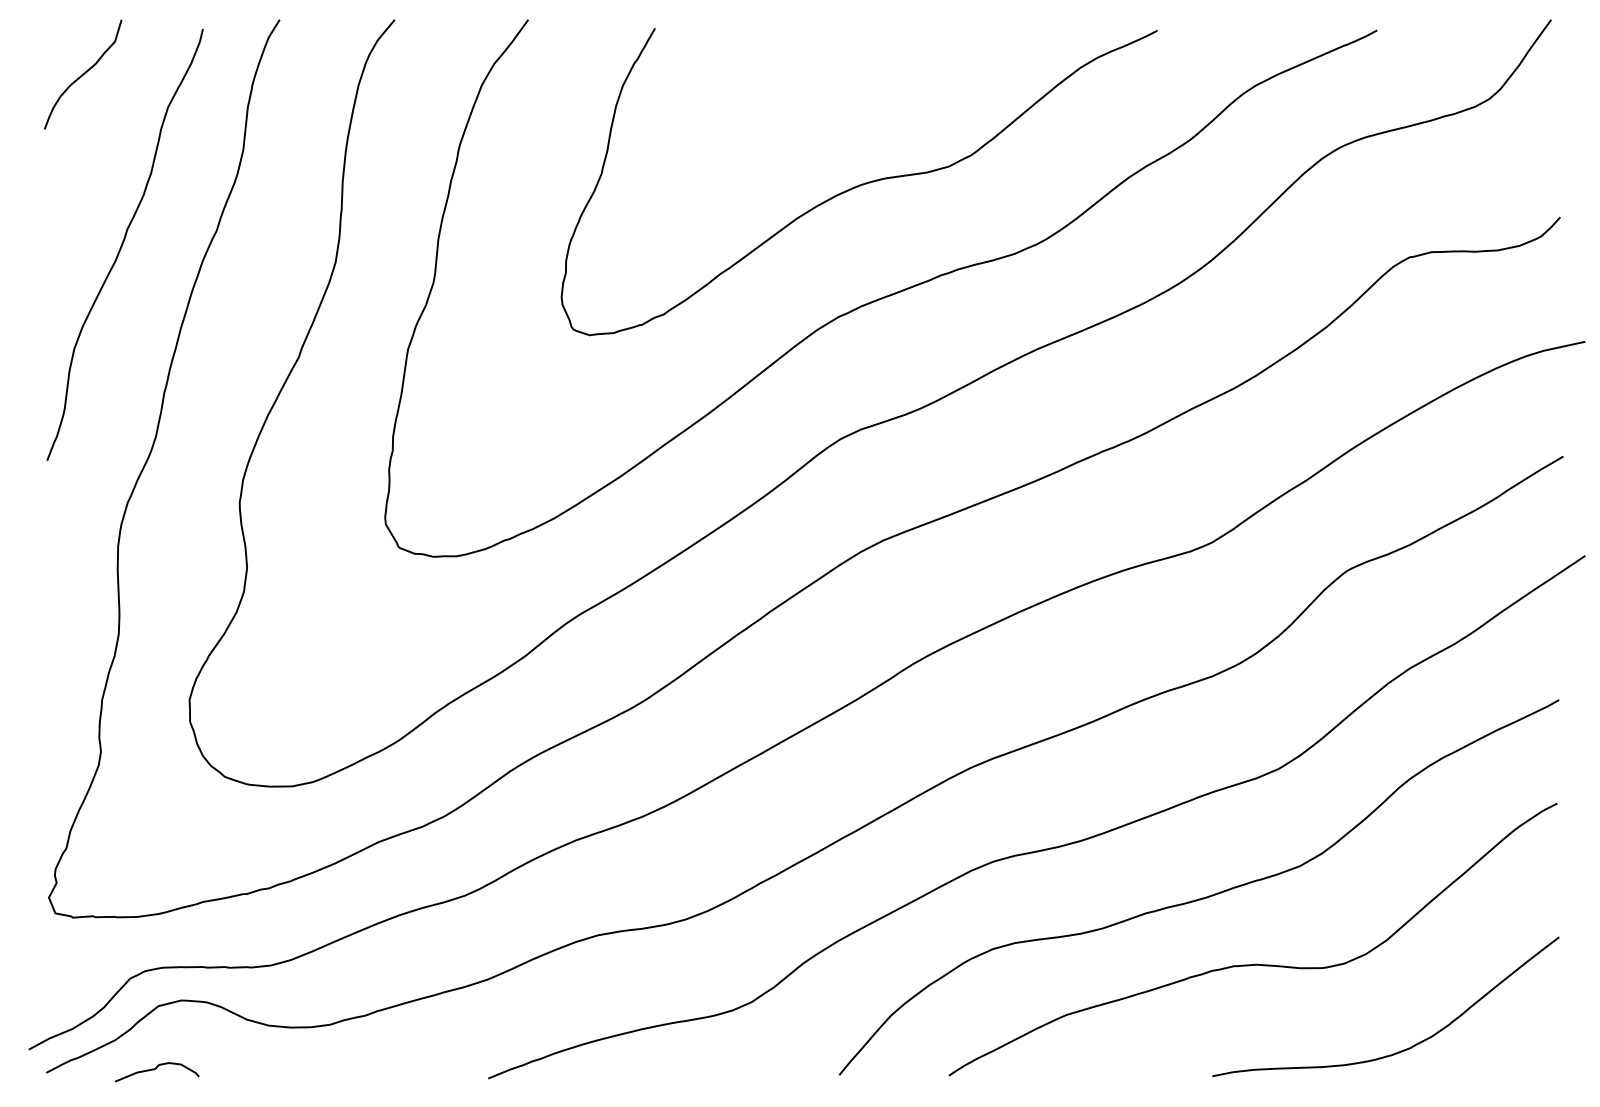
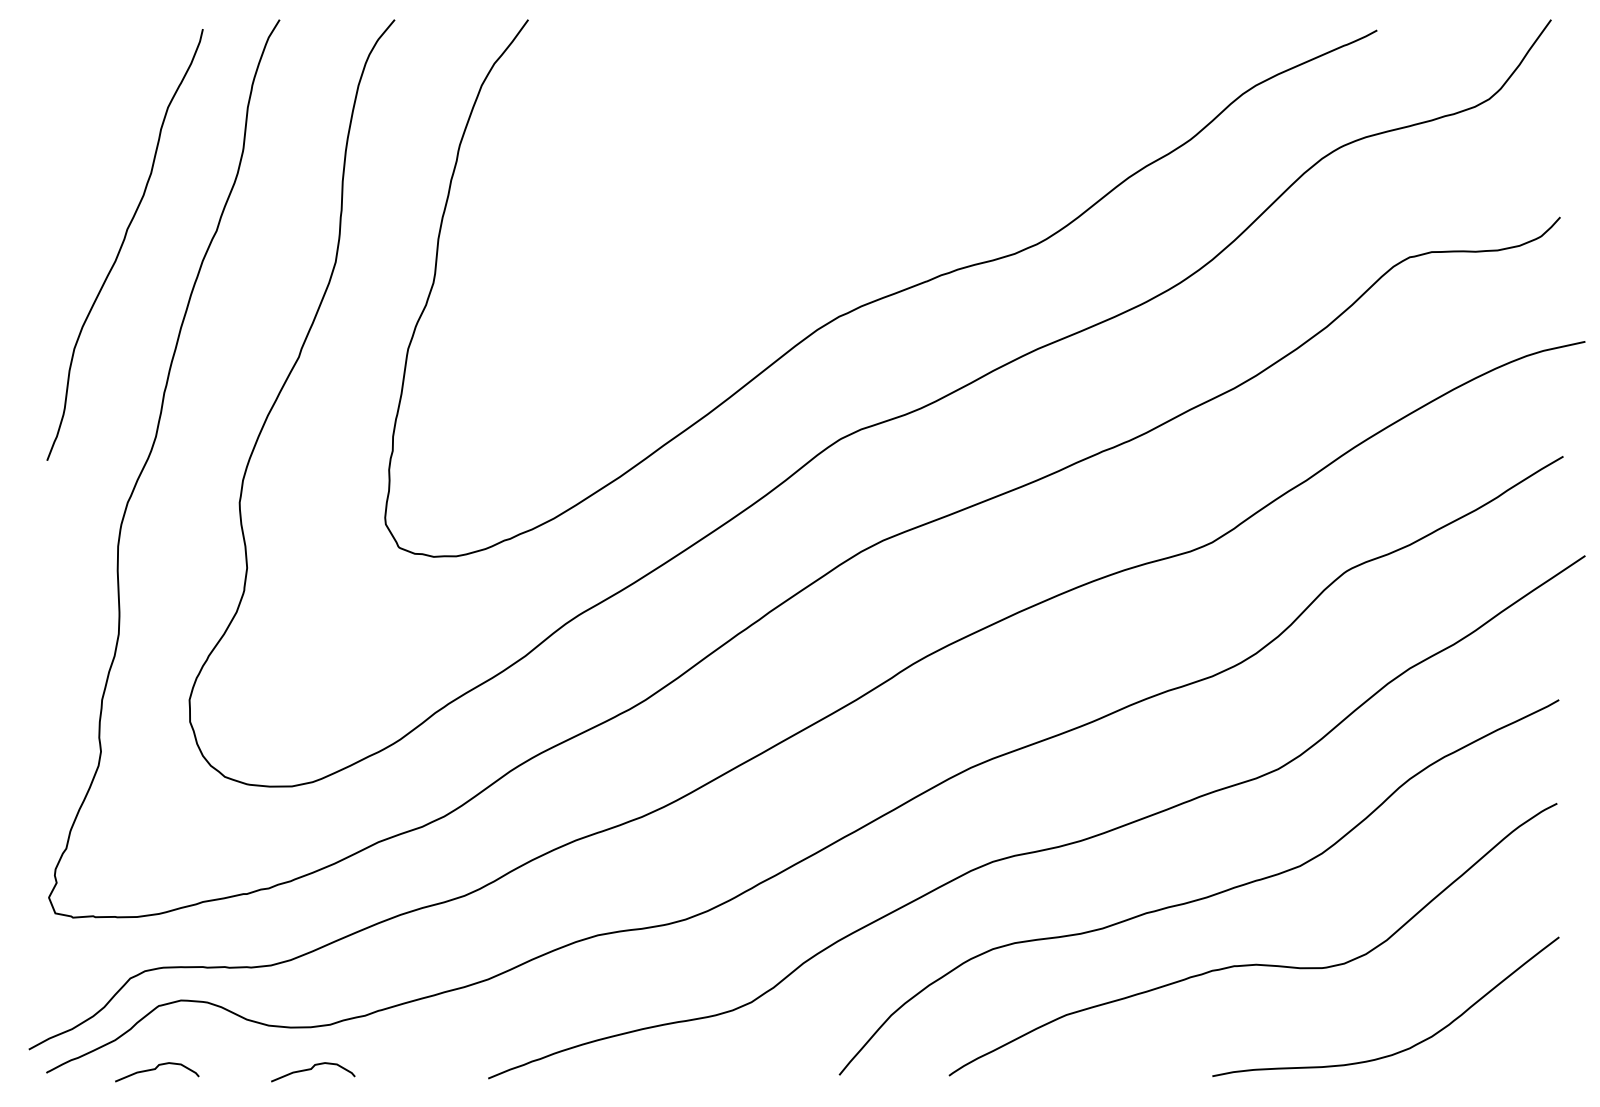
curve: present -> none (83, 74)
curve: present -> none (859, 184)
curve: none -> present (312, 1069)
